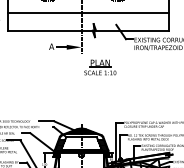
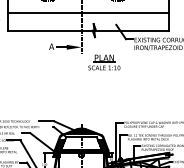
part position: (100, 67) -> (104, 62) (104, 62)
